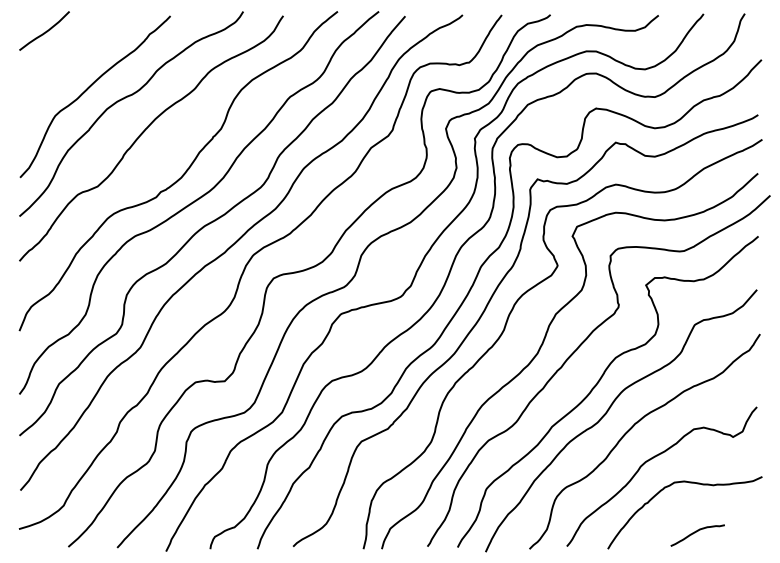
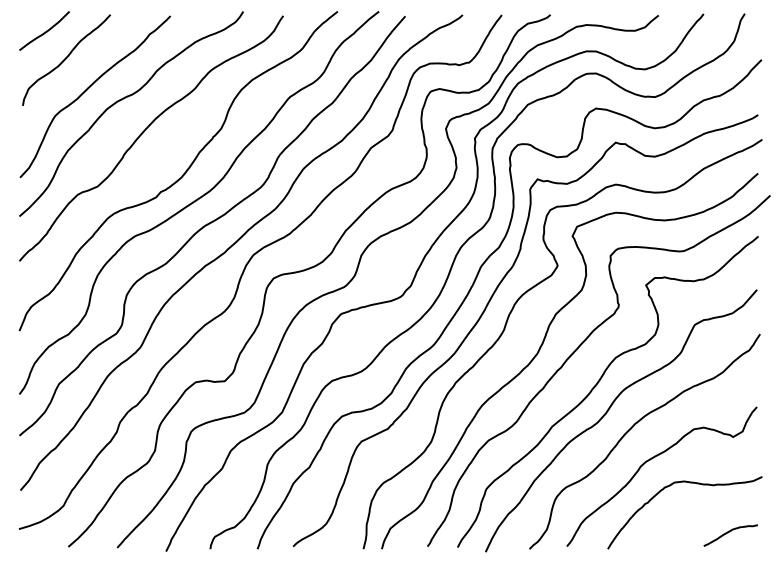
curve: none -> present (66, 59)
curve position: (695, 533) -> (728, 533) (728, 533)
